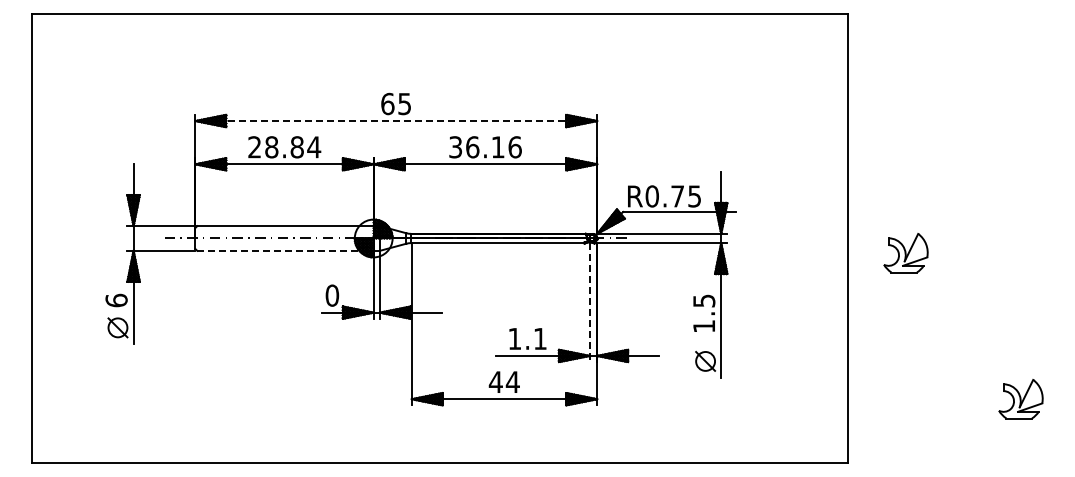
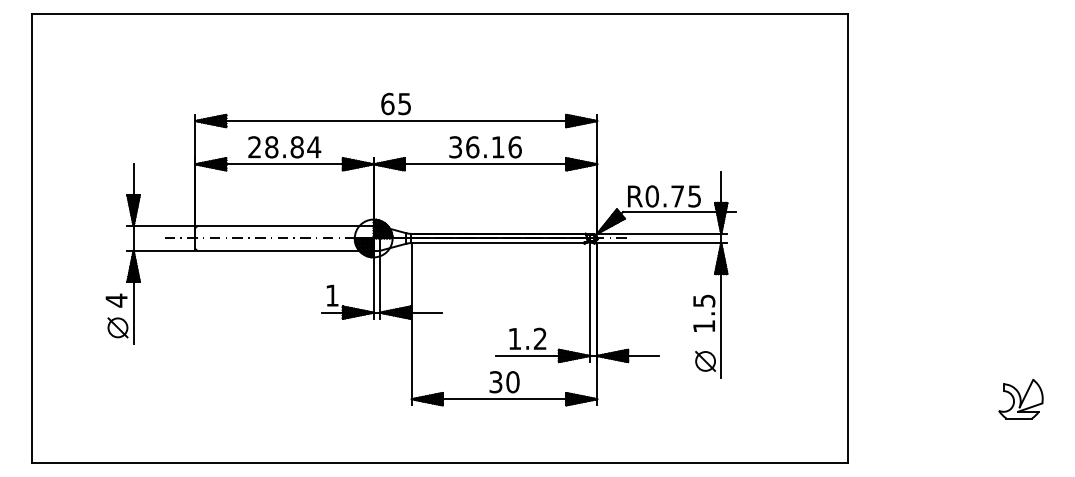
line: dashed -> solid (396, 121)
line: dashed -> solid (286, 250)
part: present -> none (905, 253)
text: 0 -> 1 (332, 295)
text: 6 -> 4 (116, 300)
line: dashed -> solid (589, 303)
text: 1.1 -> 1.2 (539, 338)
text: 44 -> 30 (503, 382)
